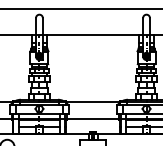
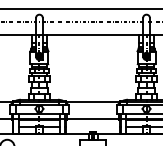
line: none -> present (80, 21)
